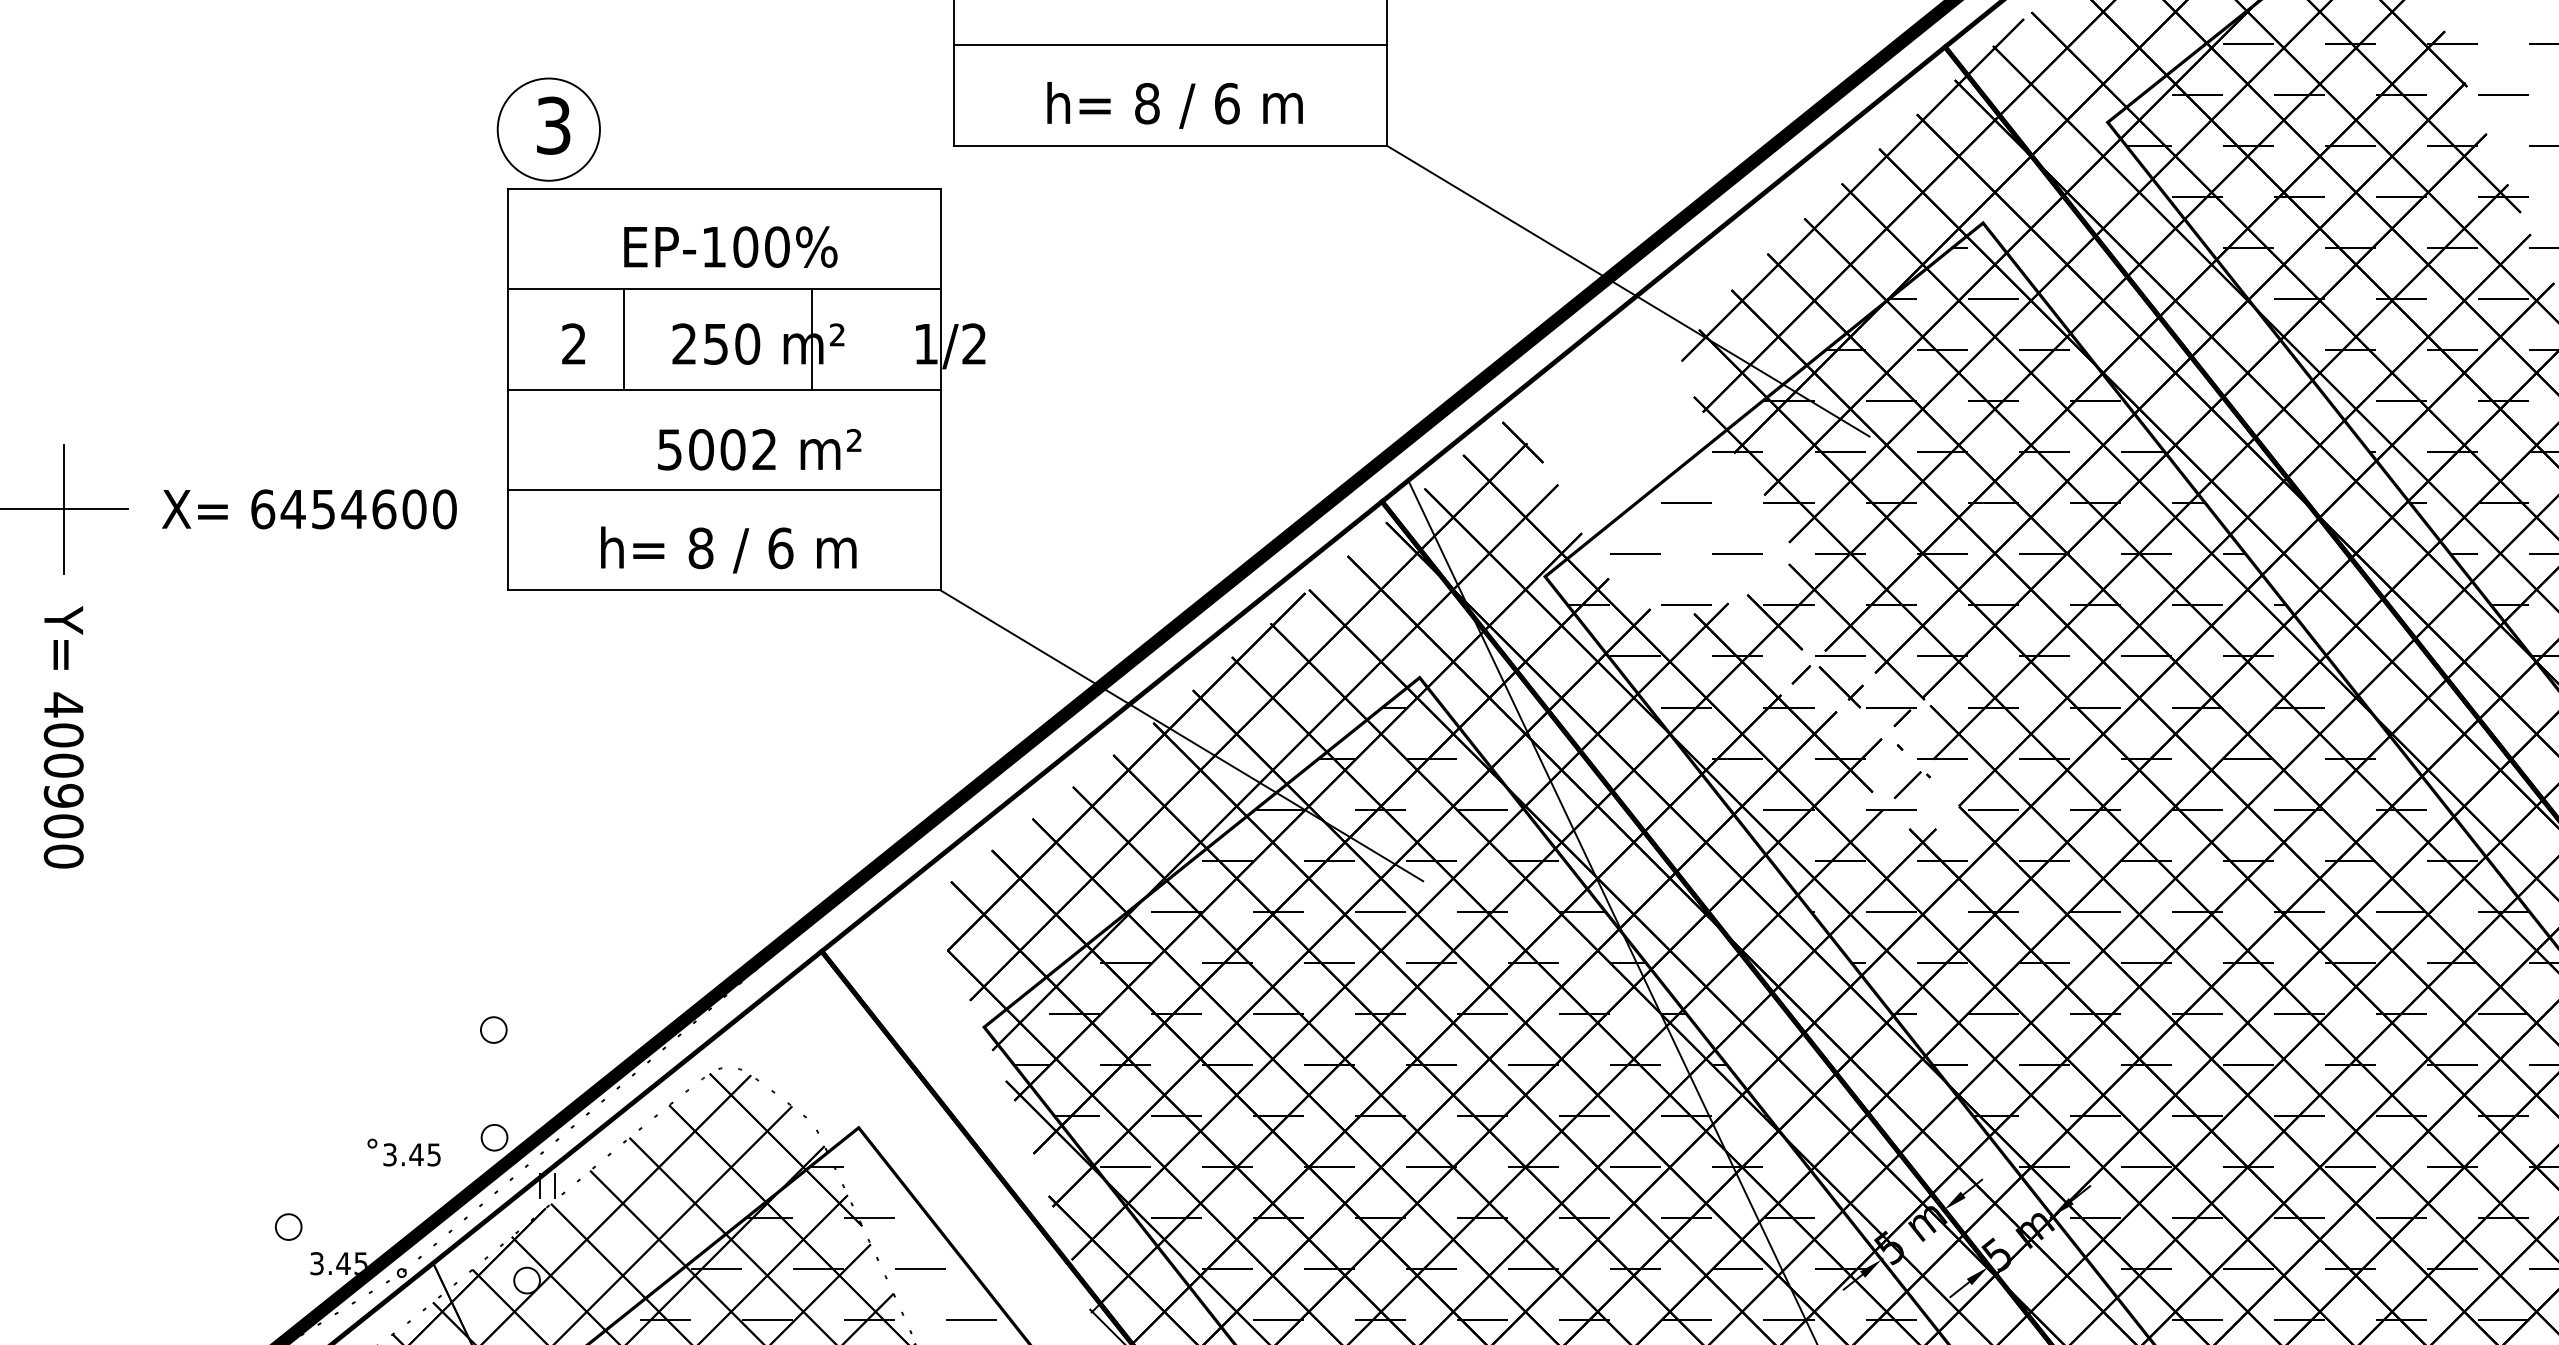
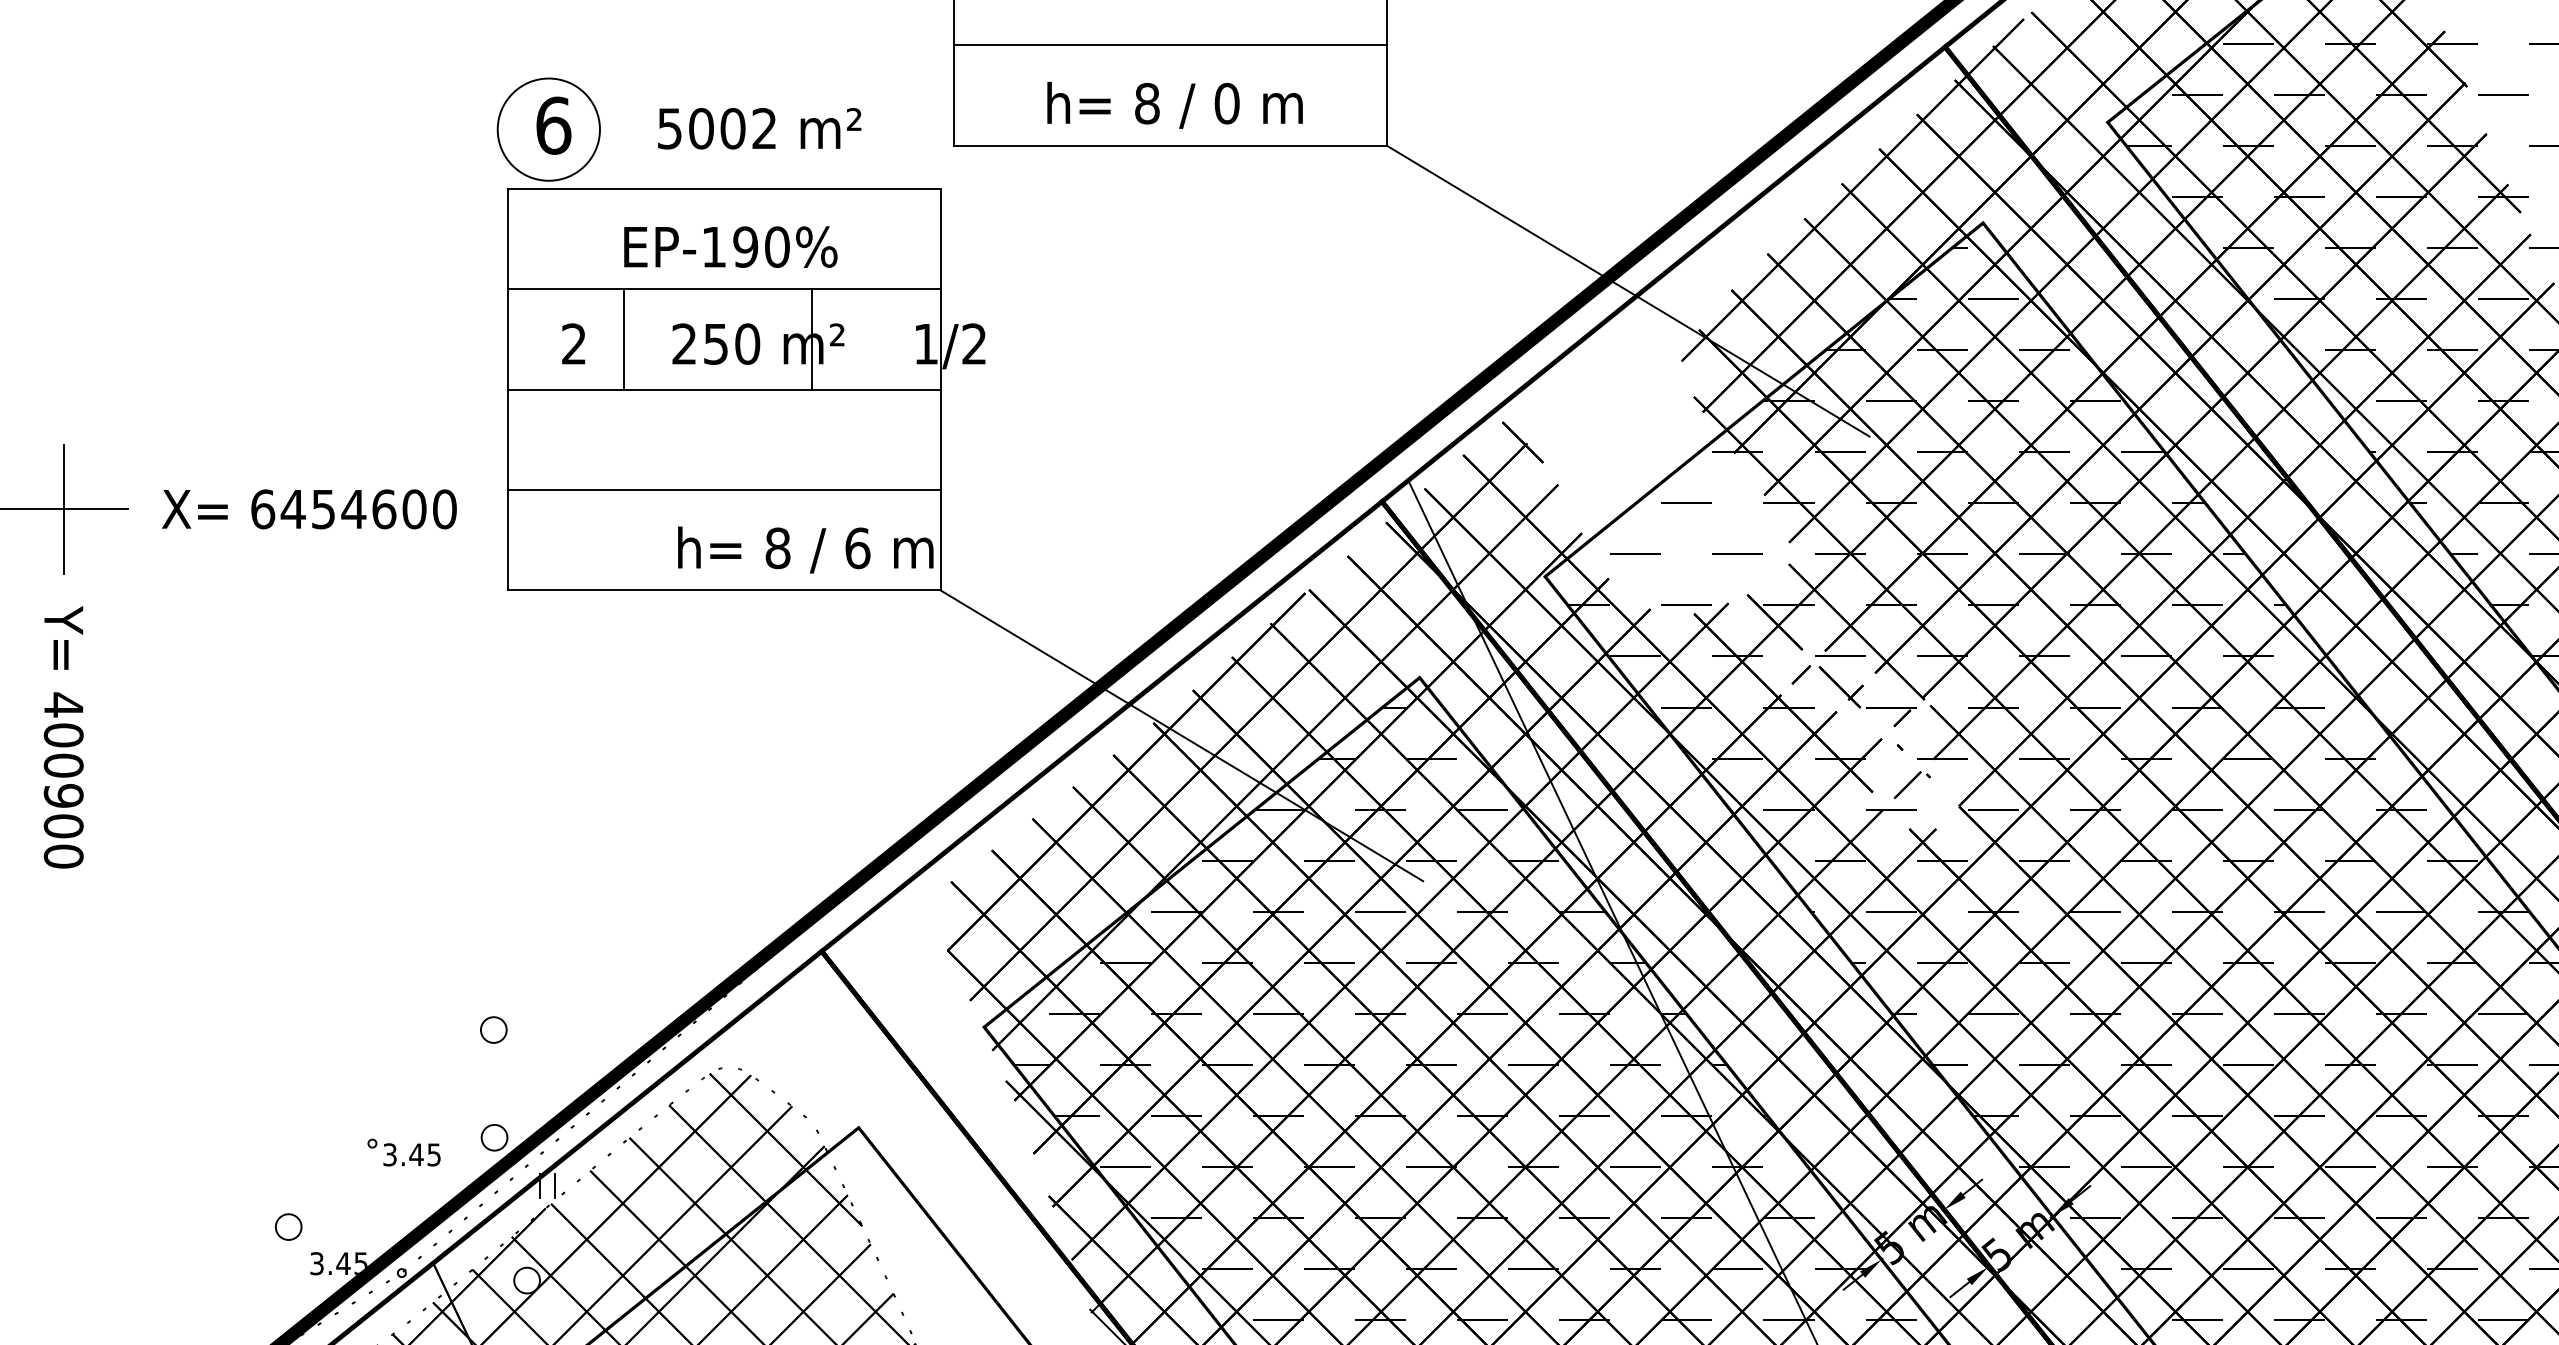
text: 6 -> 0 (1226, 103)
text: 3 -> 6 (553, 125)
text: EP-100%%% -> EP-190%%% (745, 246)
text position: (759, 449) -> (759, 128) (759, 128)
text position: (728, 549) -> (805, 549) (805, 549)
hatch: present -> none (818, 1243)
